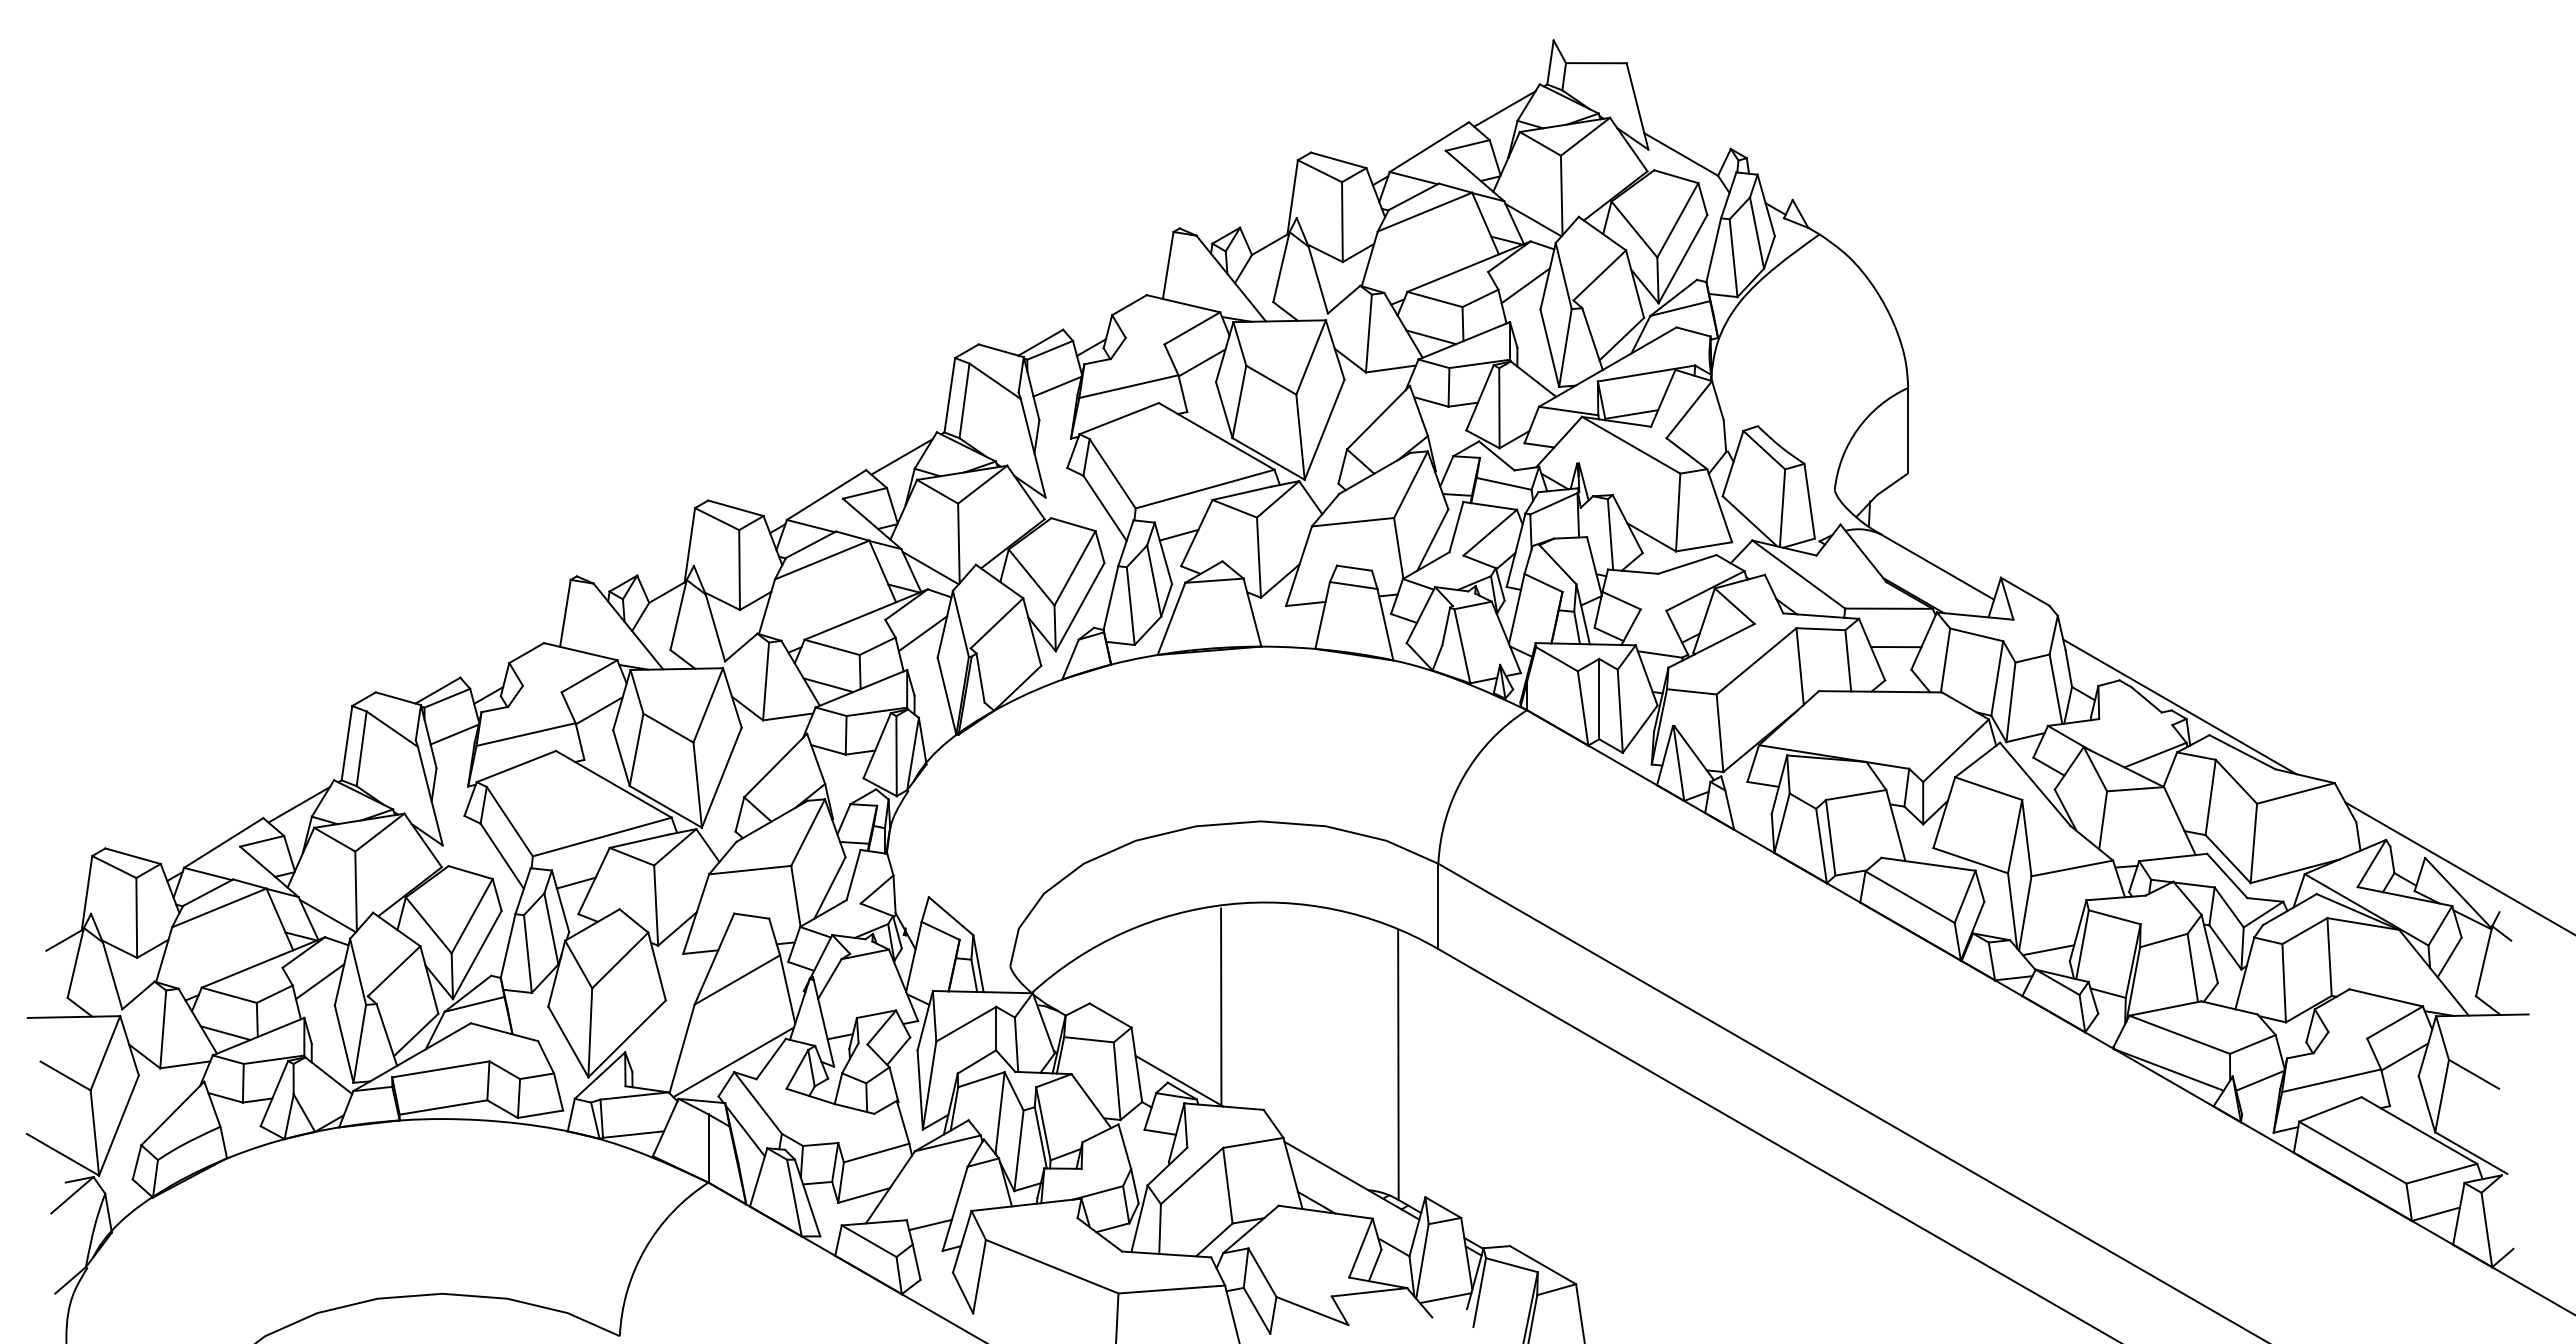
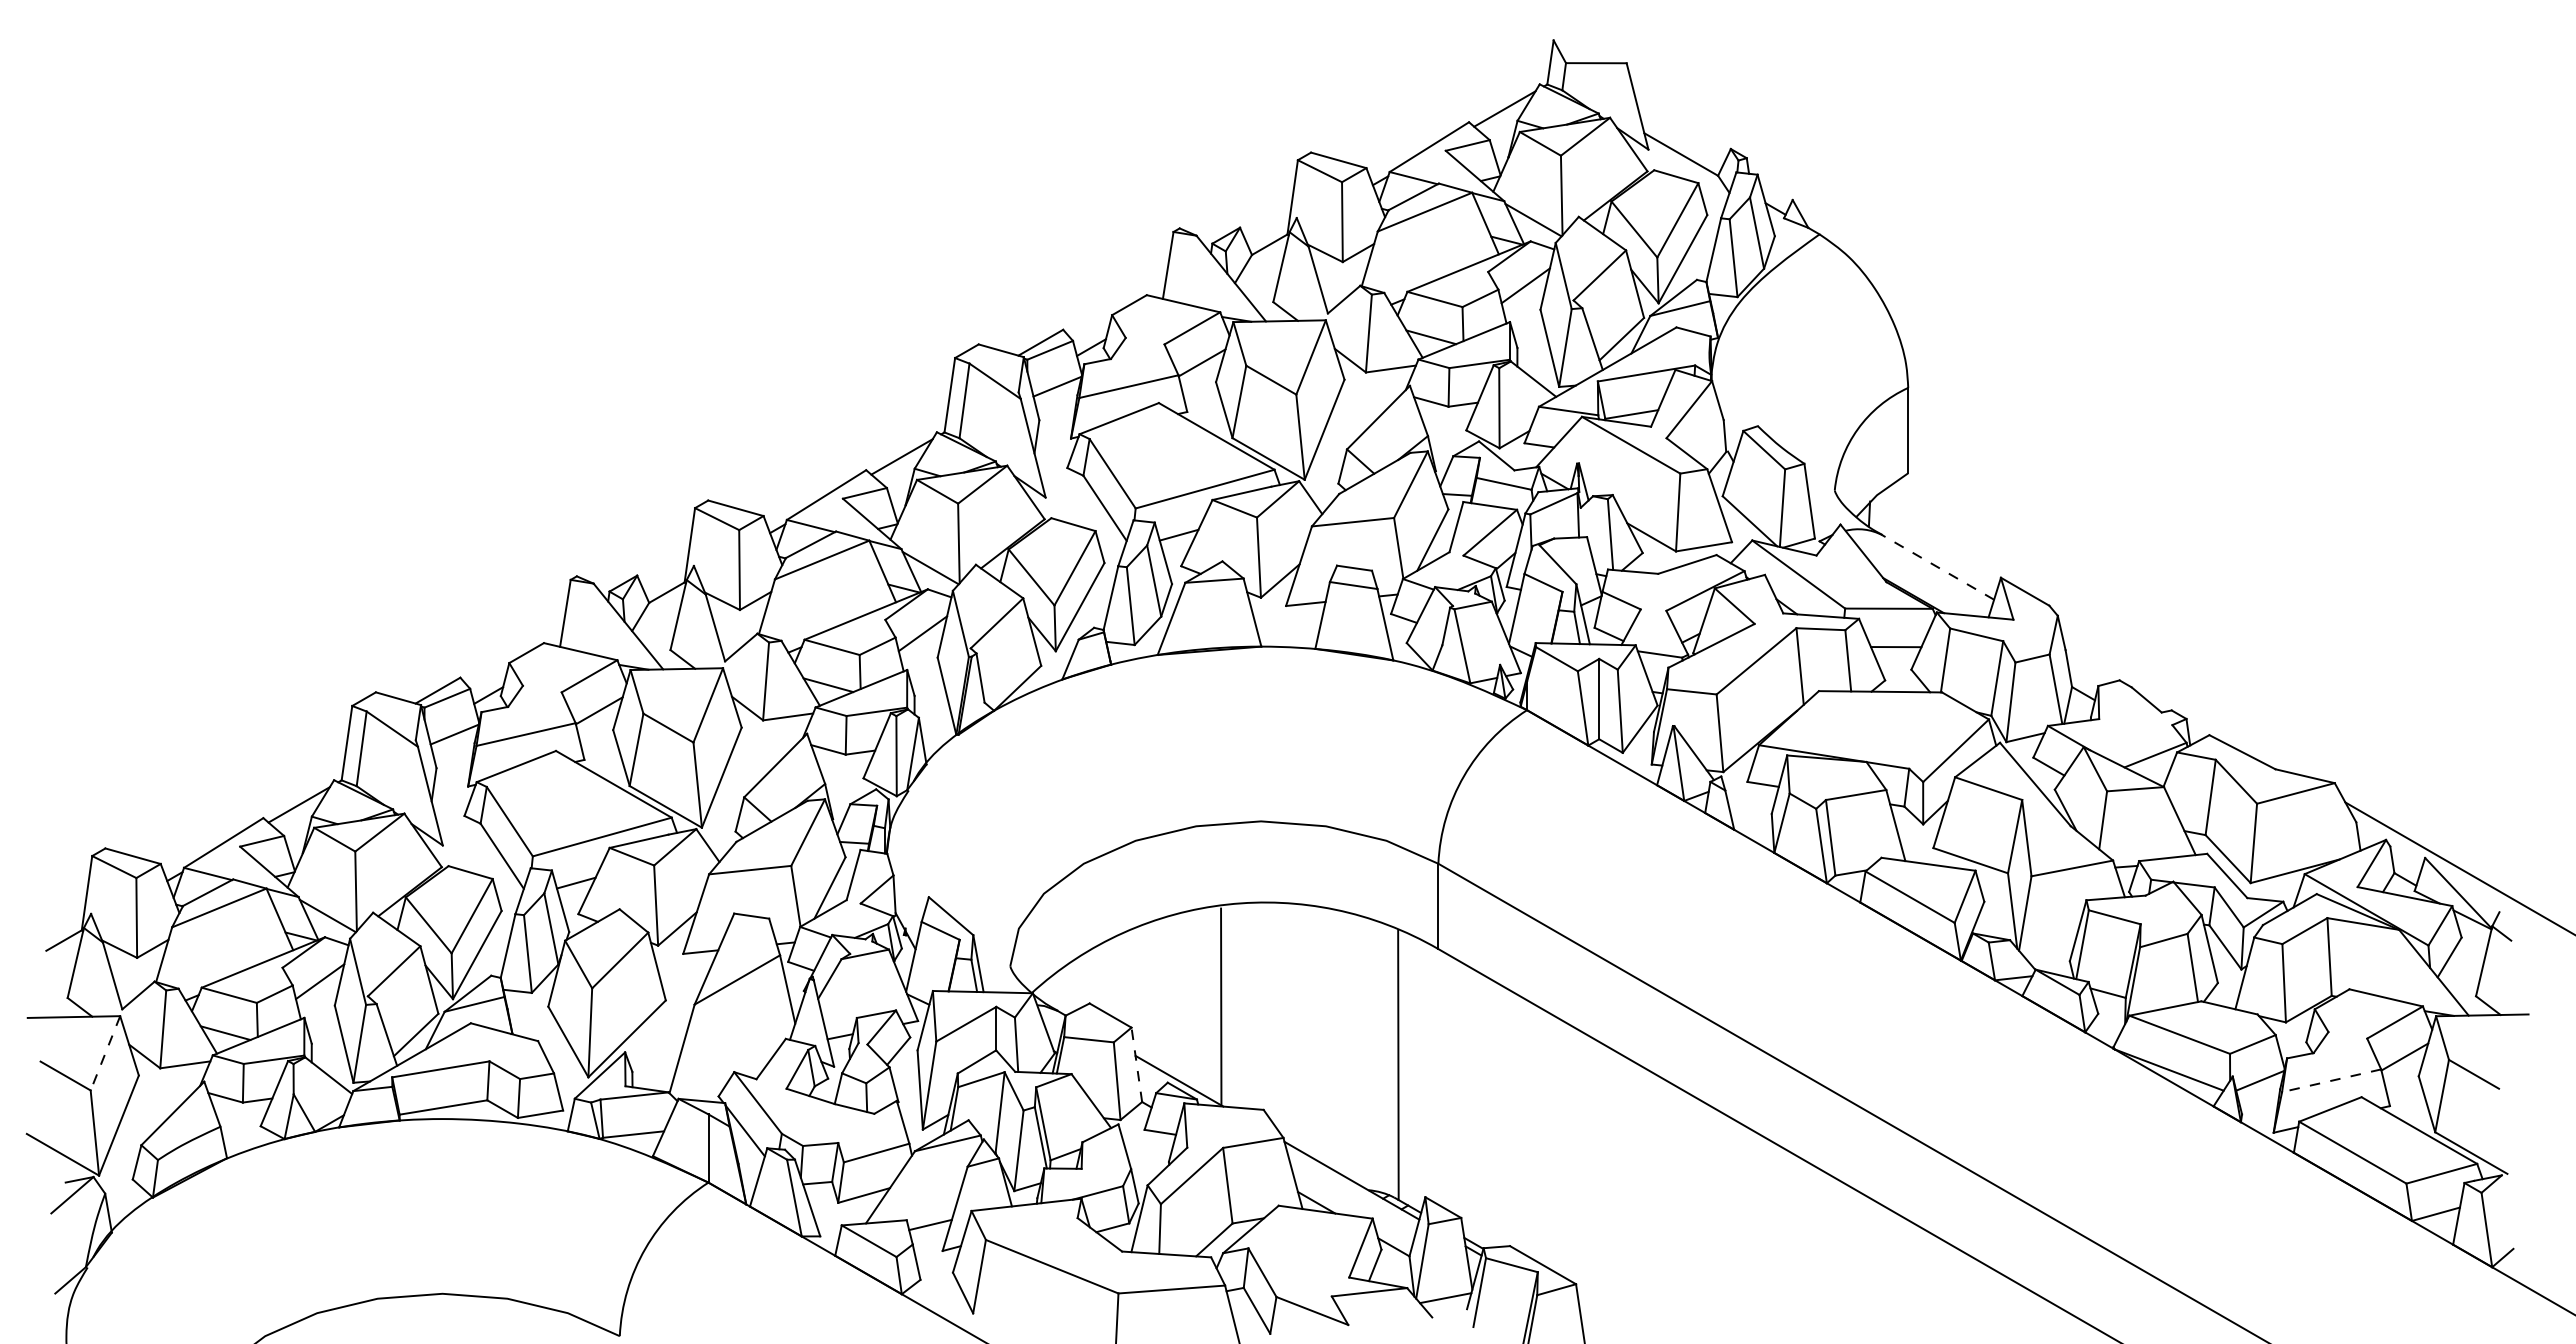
line: solid -> dashed (1938, 567)
line: present -> none (2179, 706)
line: present -> none (2048, 950)
line: solid -> dashed (105, 1053)
line: present -> none (733, 1062)
line: solid -> dashed (1136, 1064)
line: solid -> dashed (2331, 1080)
